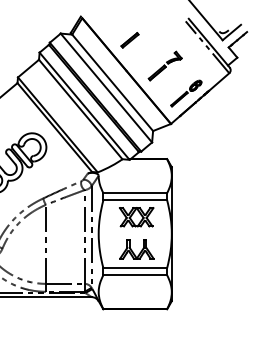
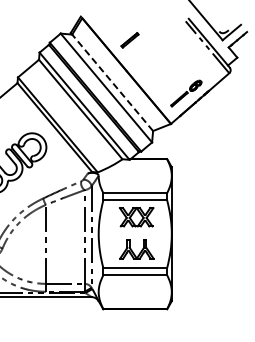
part: present -> none (164, 65)
line: solid -> dashed (112, 82)
